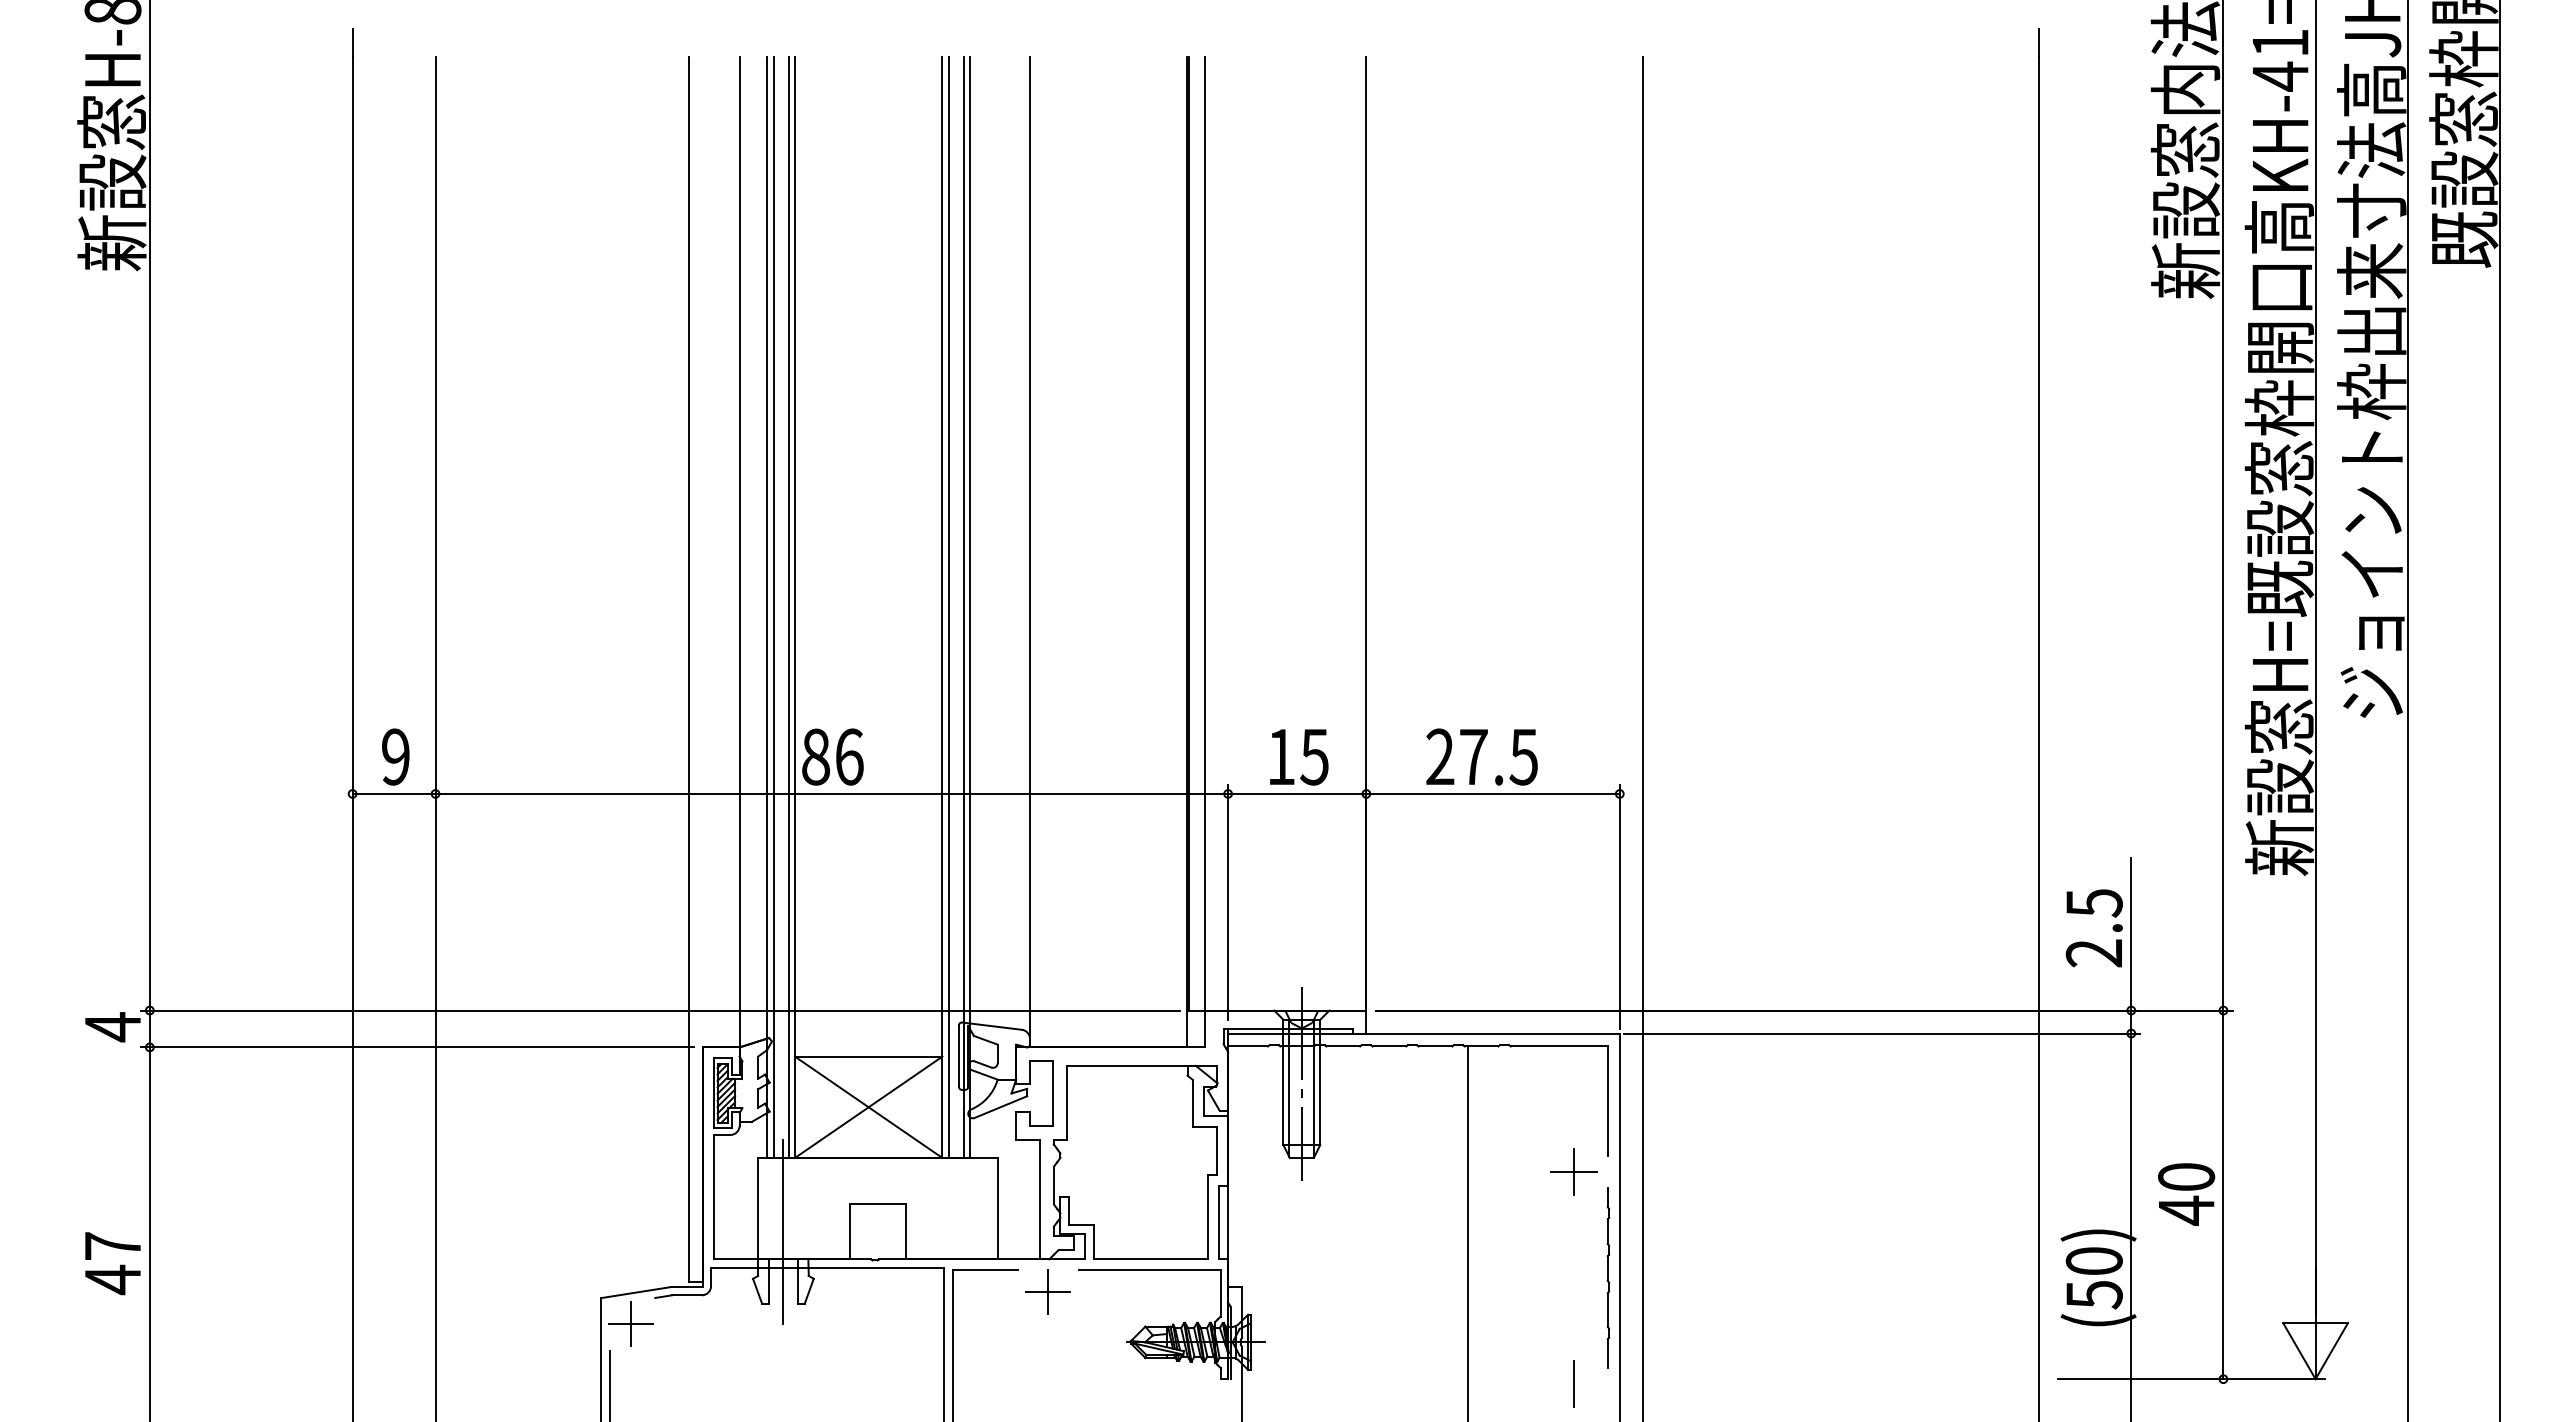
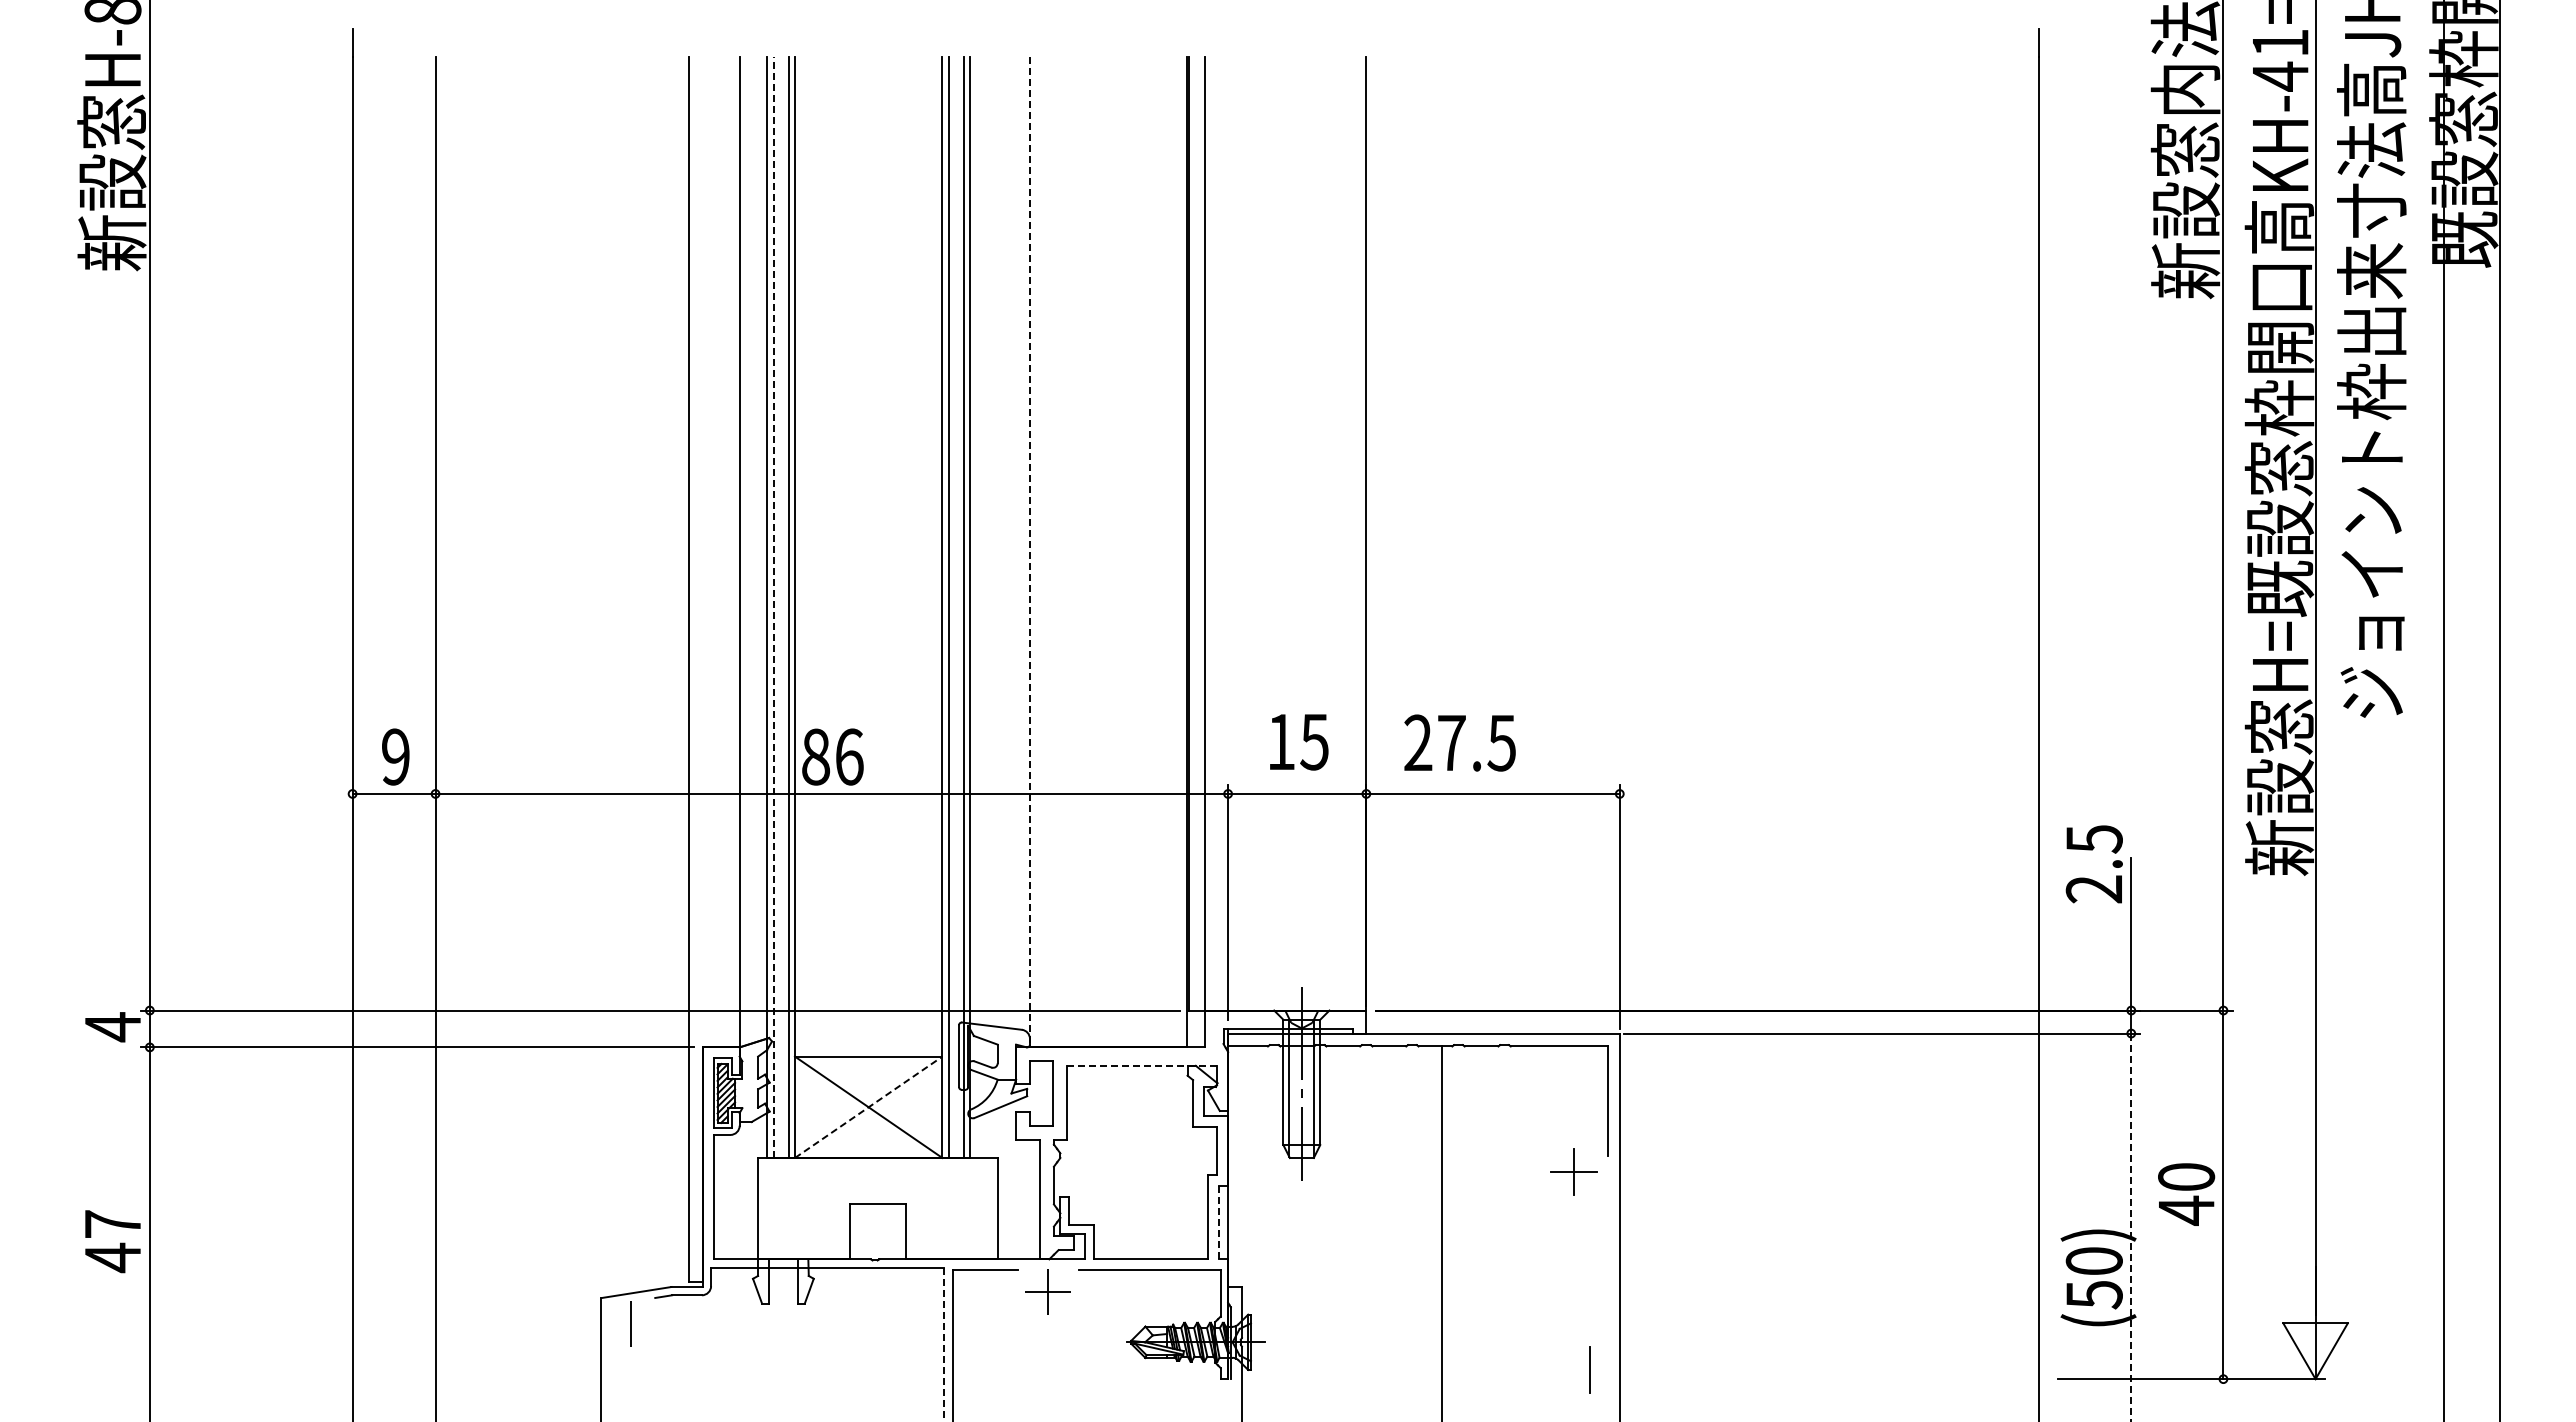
line: solid -> dashed (1029, 552)
line: solid -> dashed (773, 607)
line position: (2407, 710) -> (2443, 710) (2443, 710)
line: present -> none (1642, 737)
text position: (1481, 756) -> (1459, 742) (1459, 742)
text position: (1299, 757) -> (1299, 742) (1299, 742)
text position: (2093, 928) -> (2093, 864) (2093, 864)
line: solid -> dashed (1141, 1065)
line: solid -> dashed (869, 1107)
line: solid -> dashed (1218, 1222)
line: solid -> dashed (2131, 1227)
line: present -> none (783, 1231)
line position: (1467, 1232) -> (1441, 1232) (1441, 1232)
text position: (112, 1263) -> (112, 1241) (112, 1241)
part: present -> none (1608, 1277)
line: present -> none (630, 1323)
line: solid -> dashed (944, 1344)
line position: (1573, 1383) -> (1589, 1369) (1589, 1369)
line: present -> none (609, 1384)
